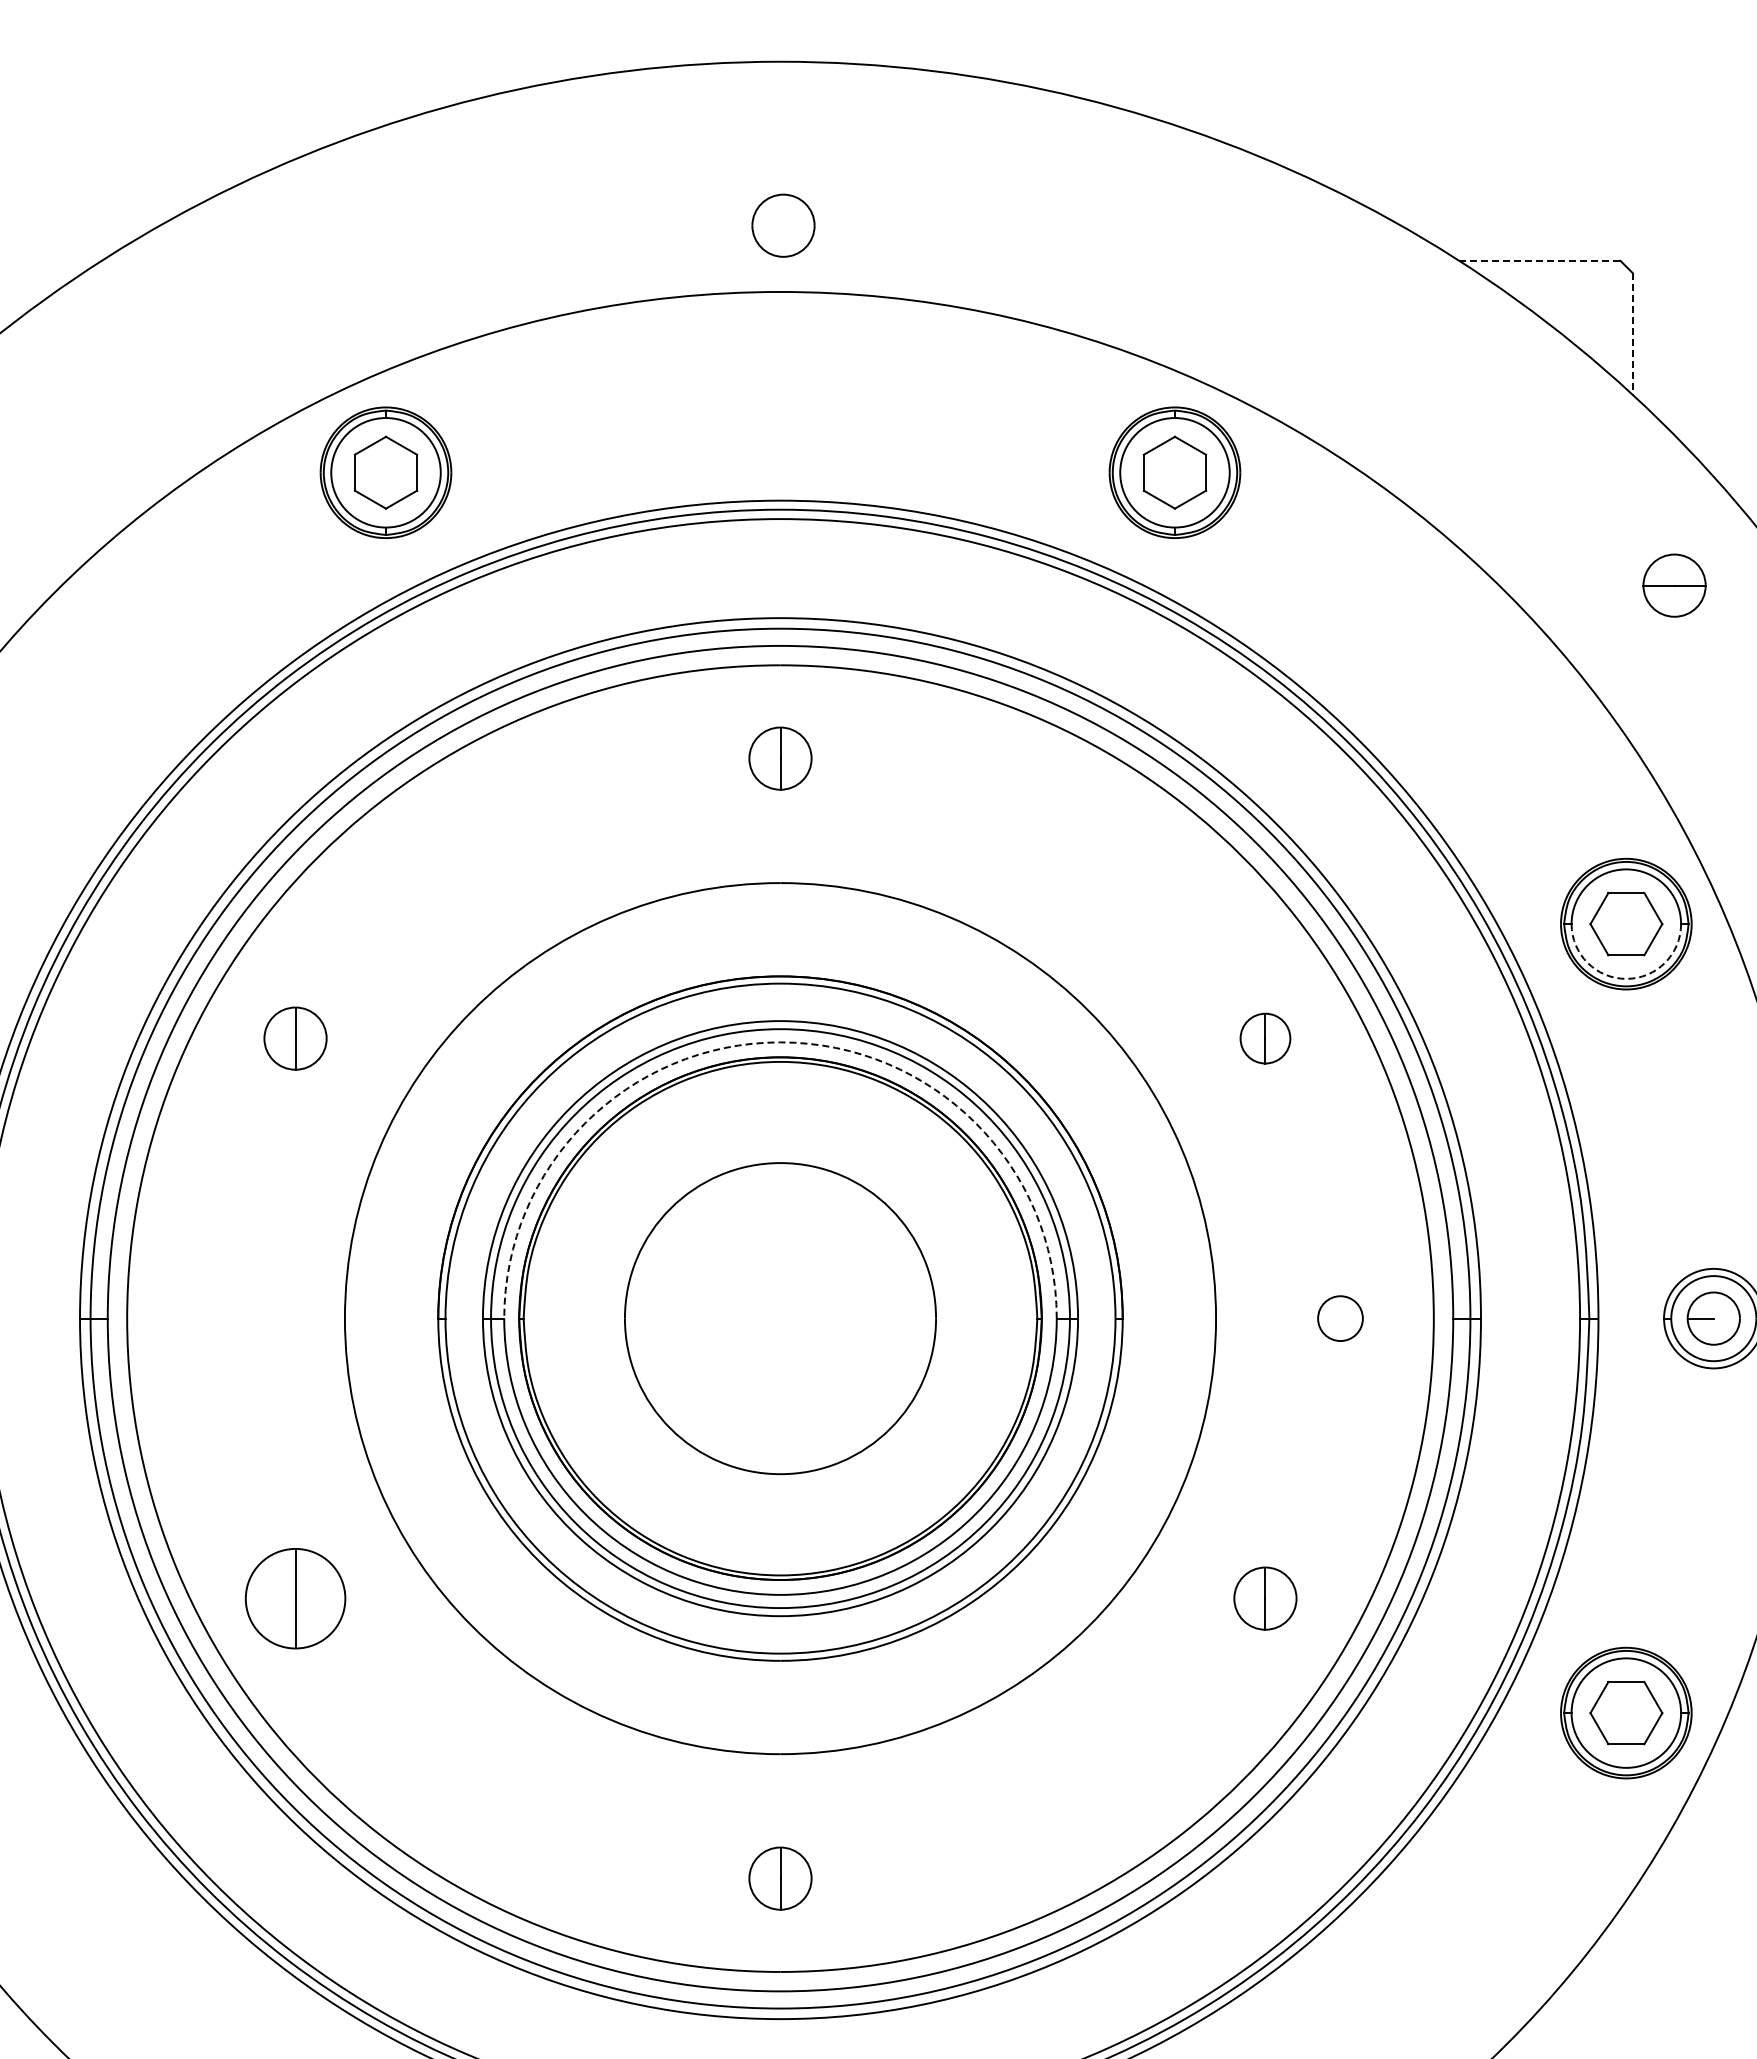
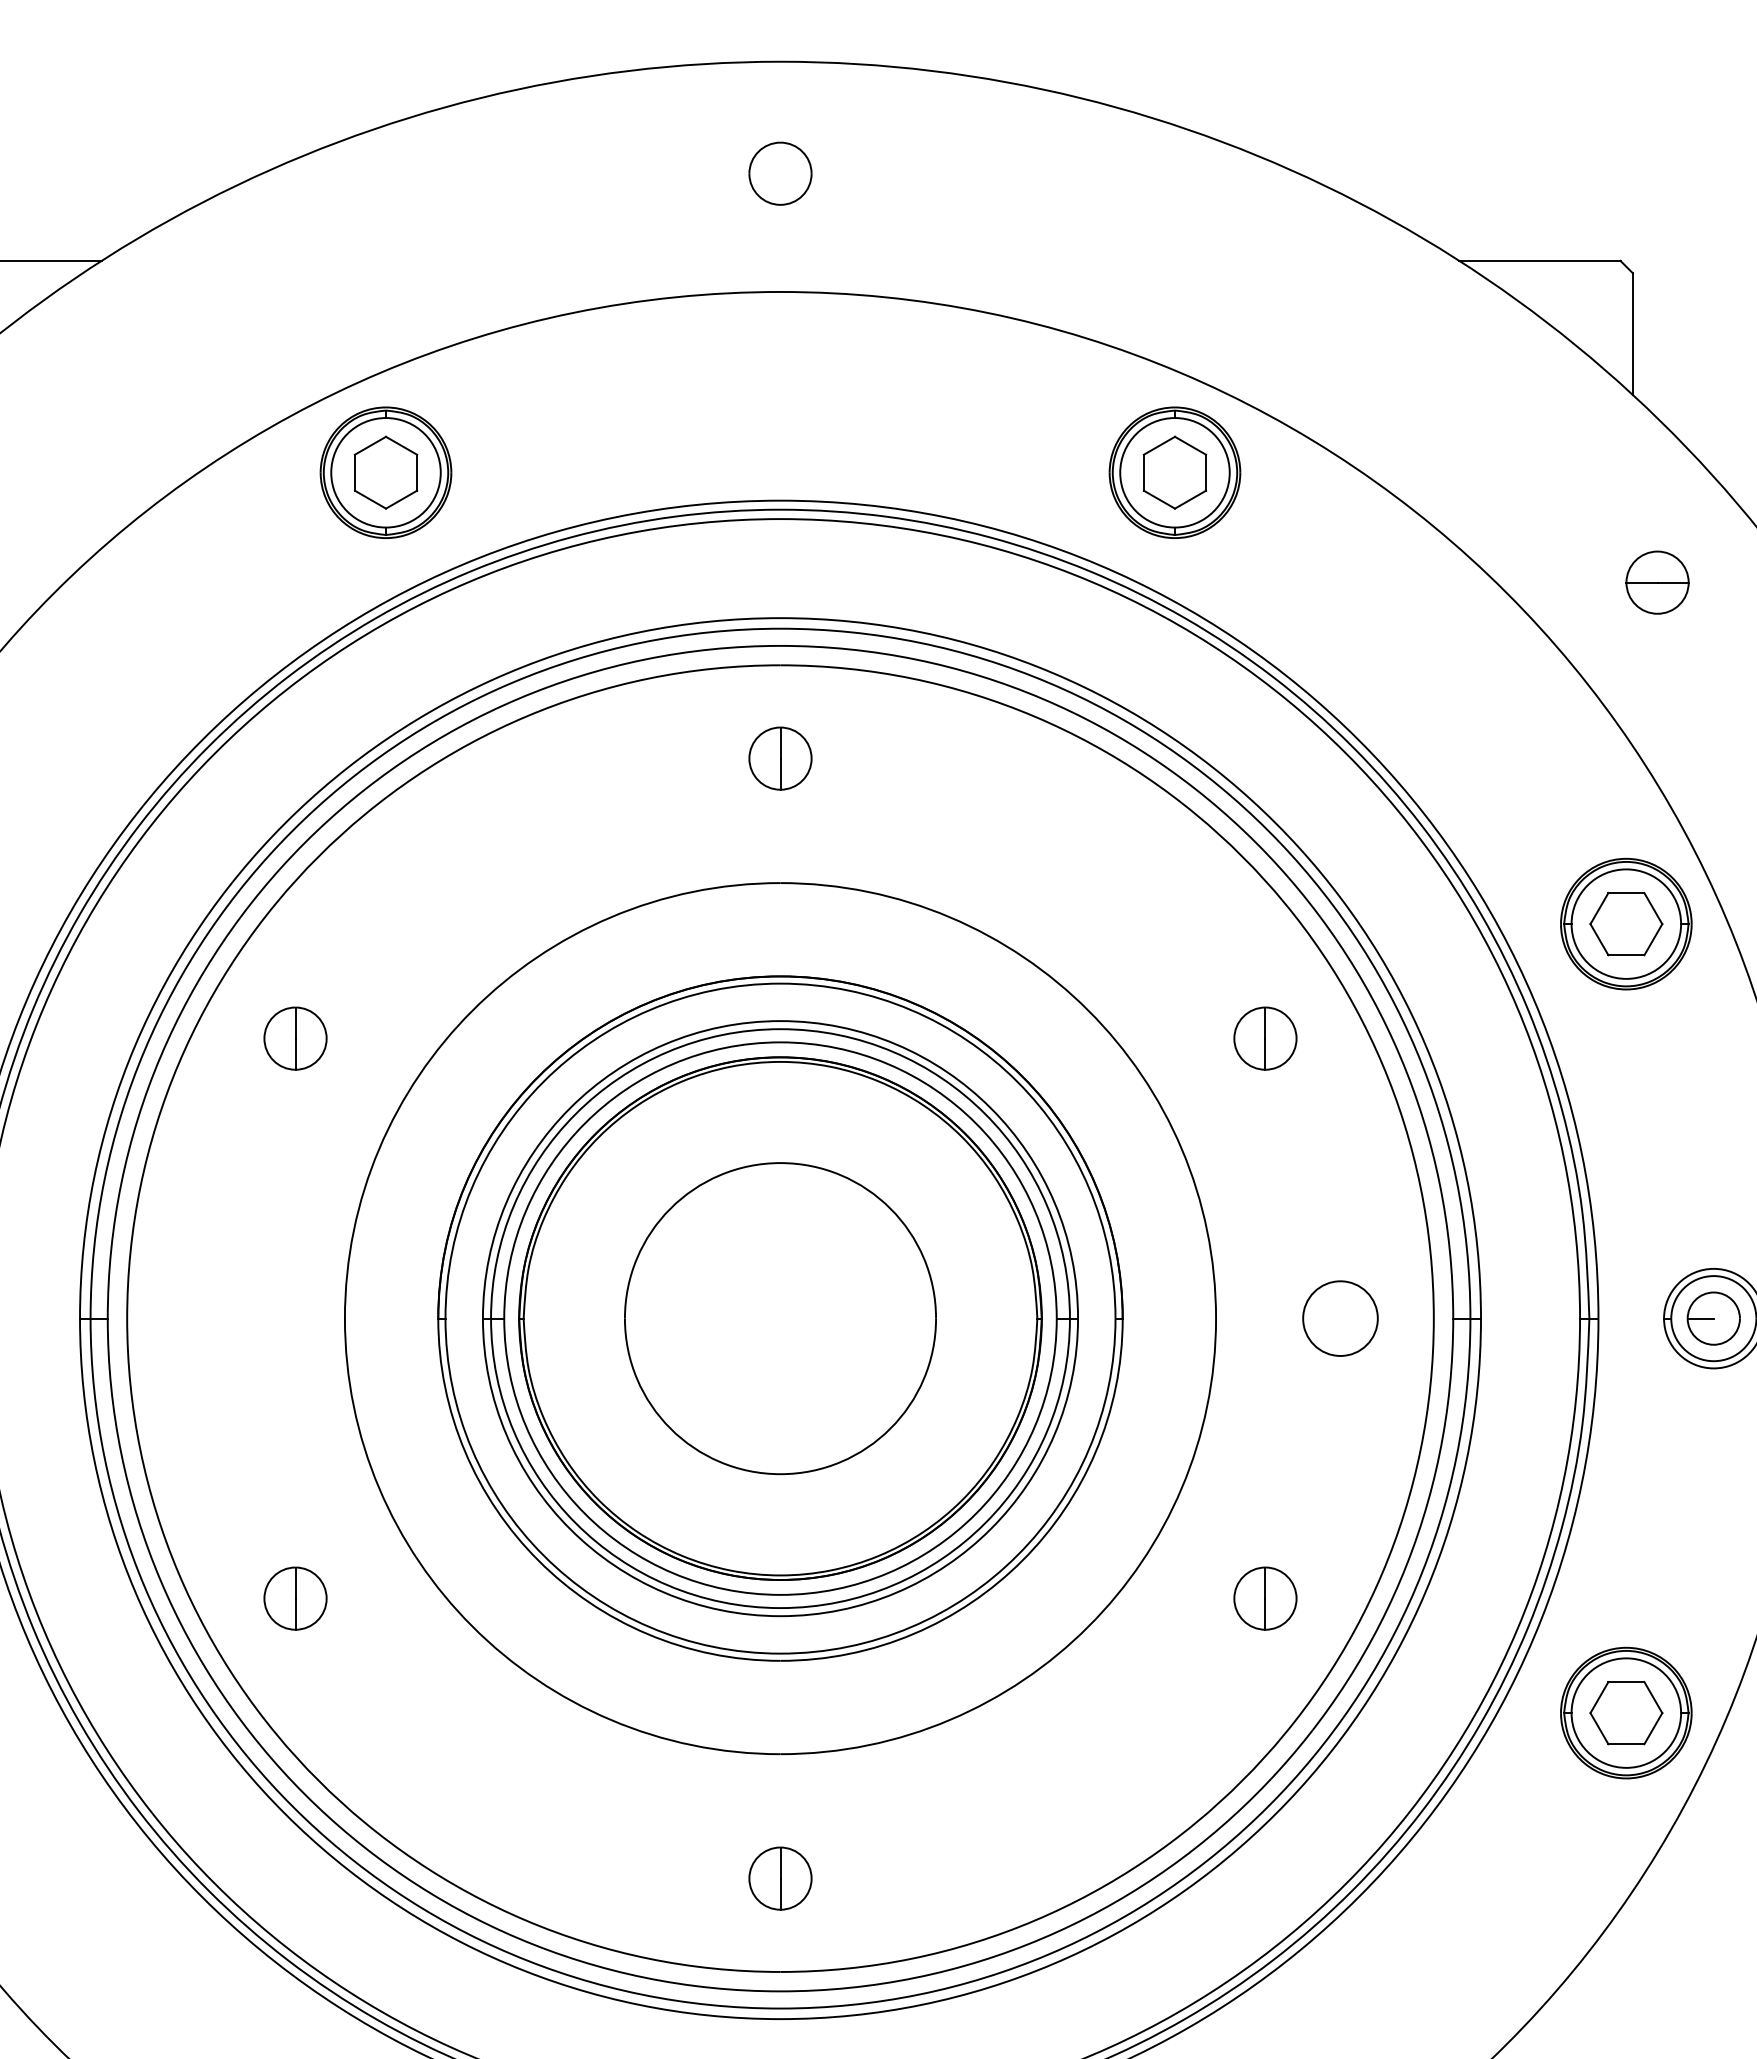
part position: (783, 225) -> (780, 173) (780, 173)
line: none -> present (51, 260)
line: dashed -> solid (1539, 260)
line: dashed -> solid (1632, 334)
part position: (1674, 585) -> (1657, 582) (1657, 582)
arc: dashed -> solid (1626, 978)
part size: 53x53 px -> 65x65 px (1265, 1038)
arc: dashed -> solid (780, 1042)
circle diameter: 45 px -> 75 px (1340, 1318)
part size: 103x102 px -> 65x65 px (295, 1598)
